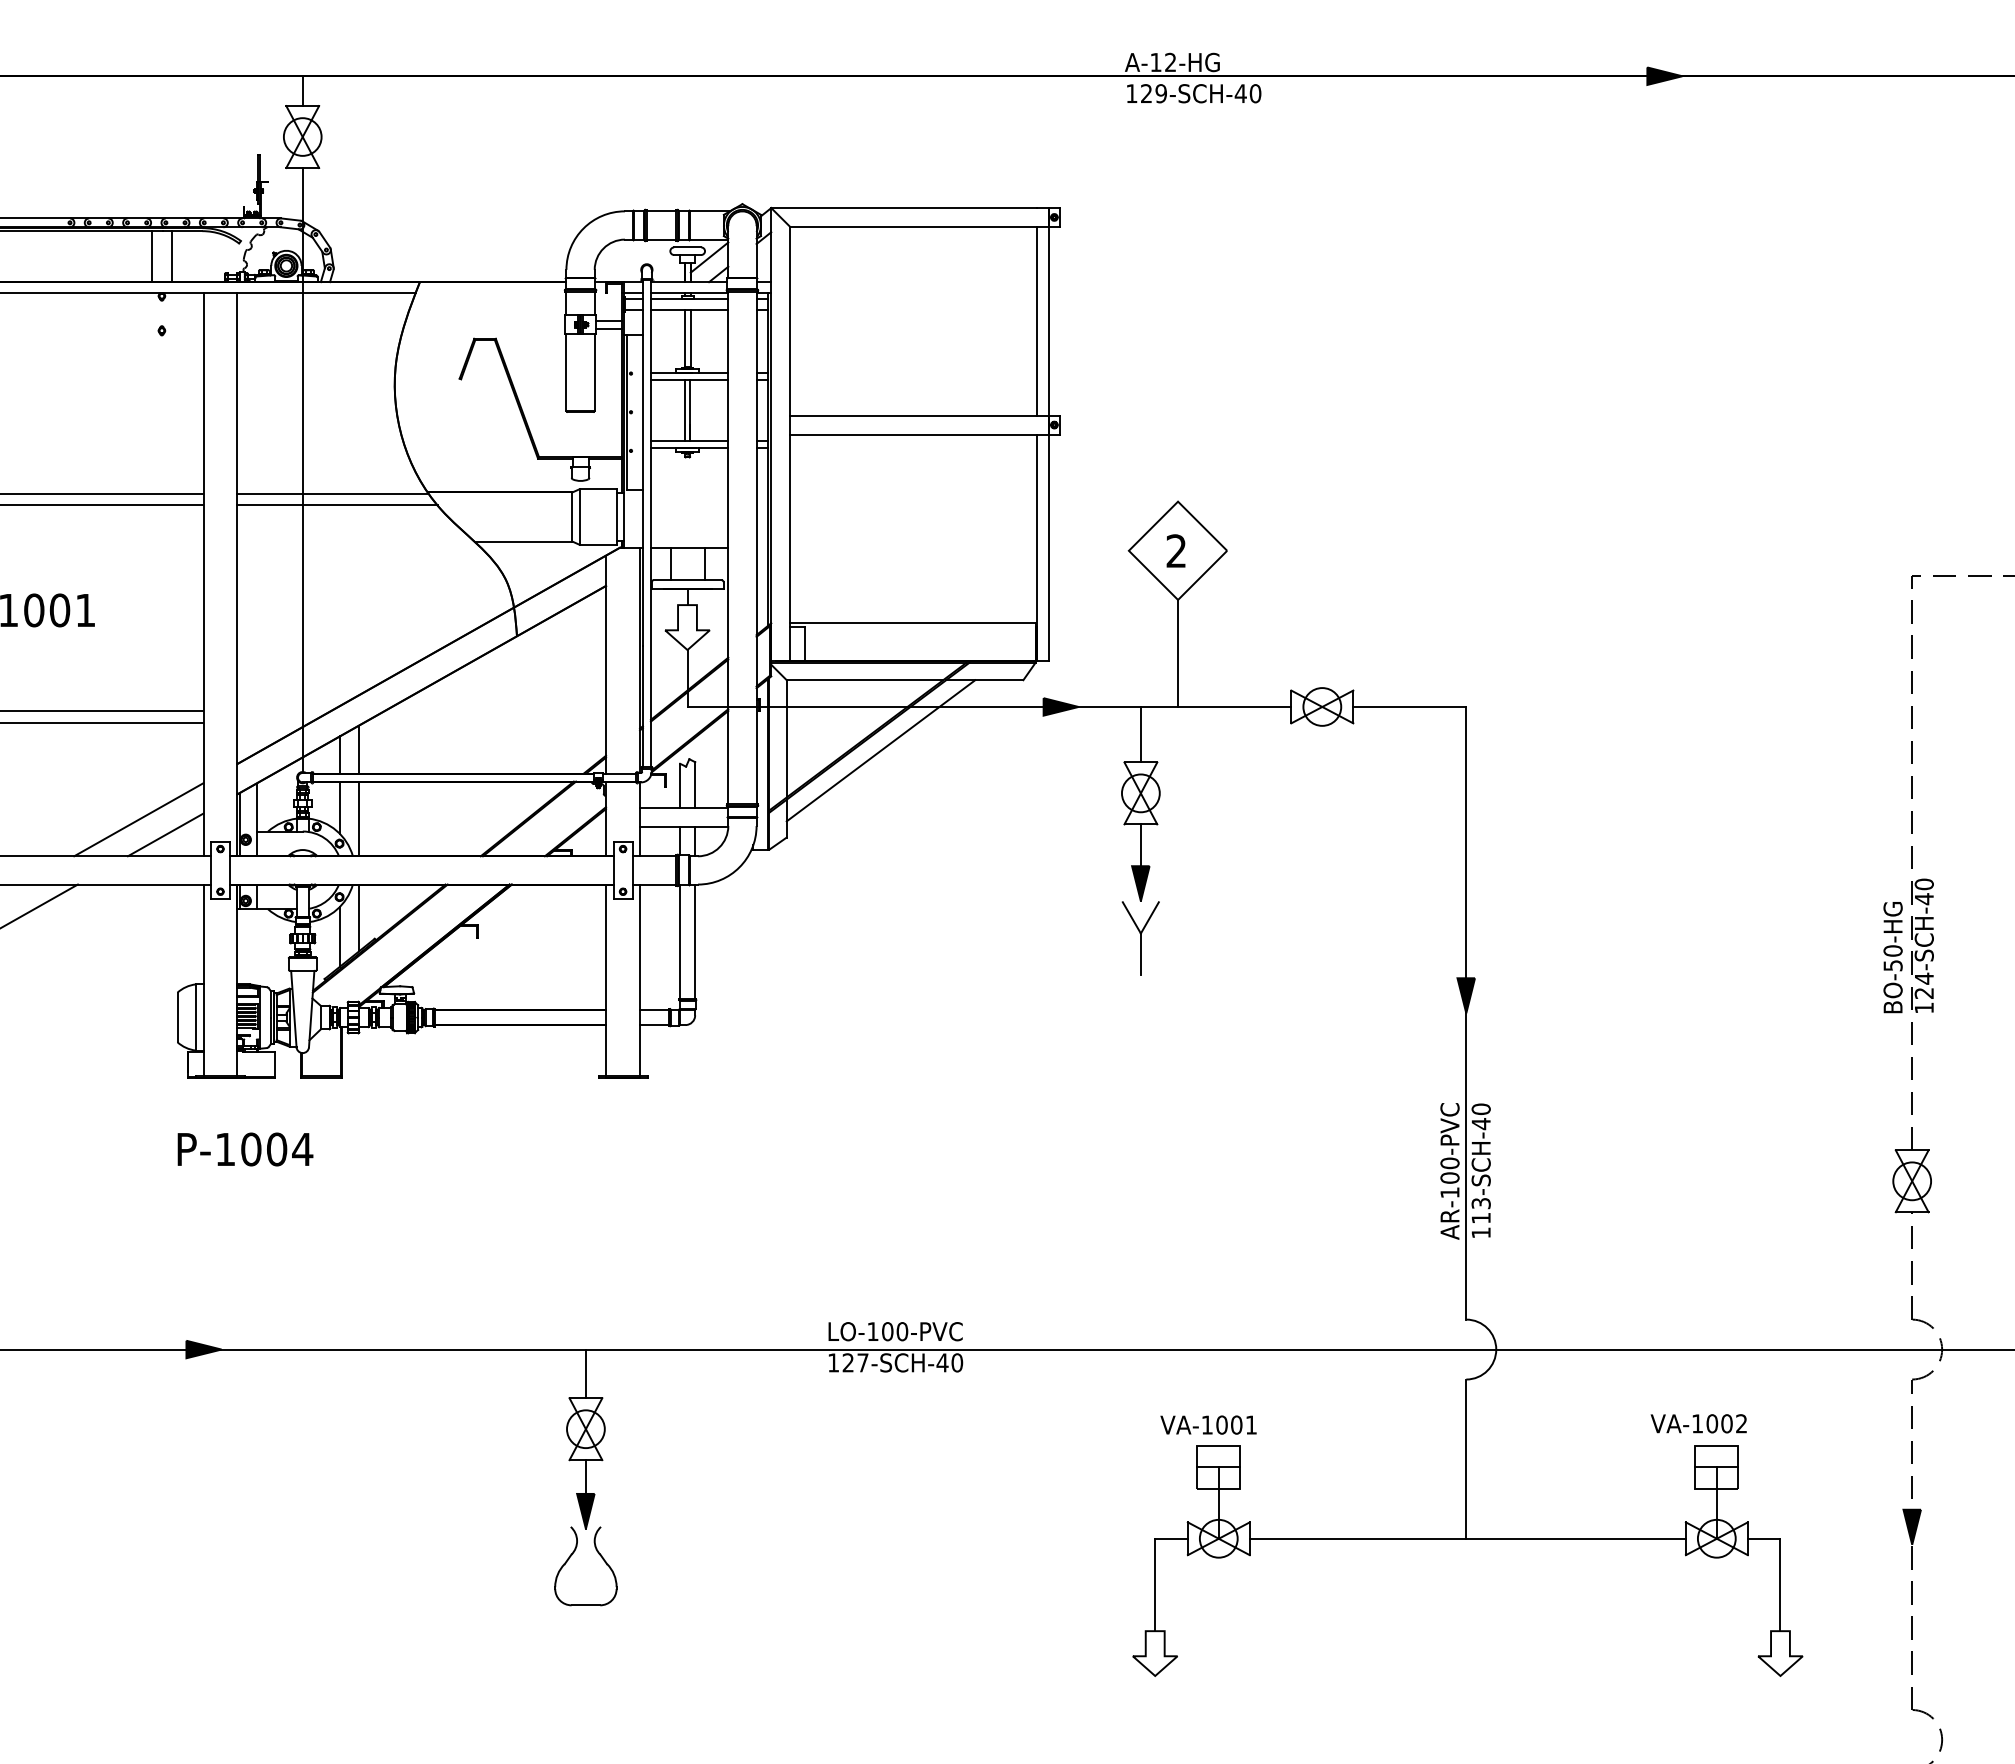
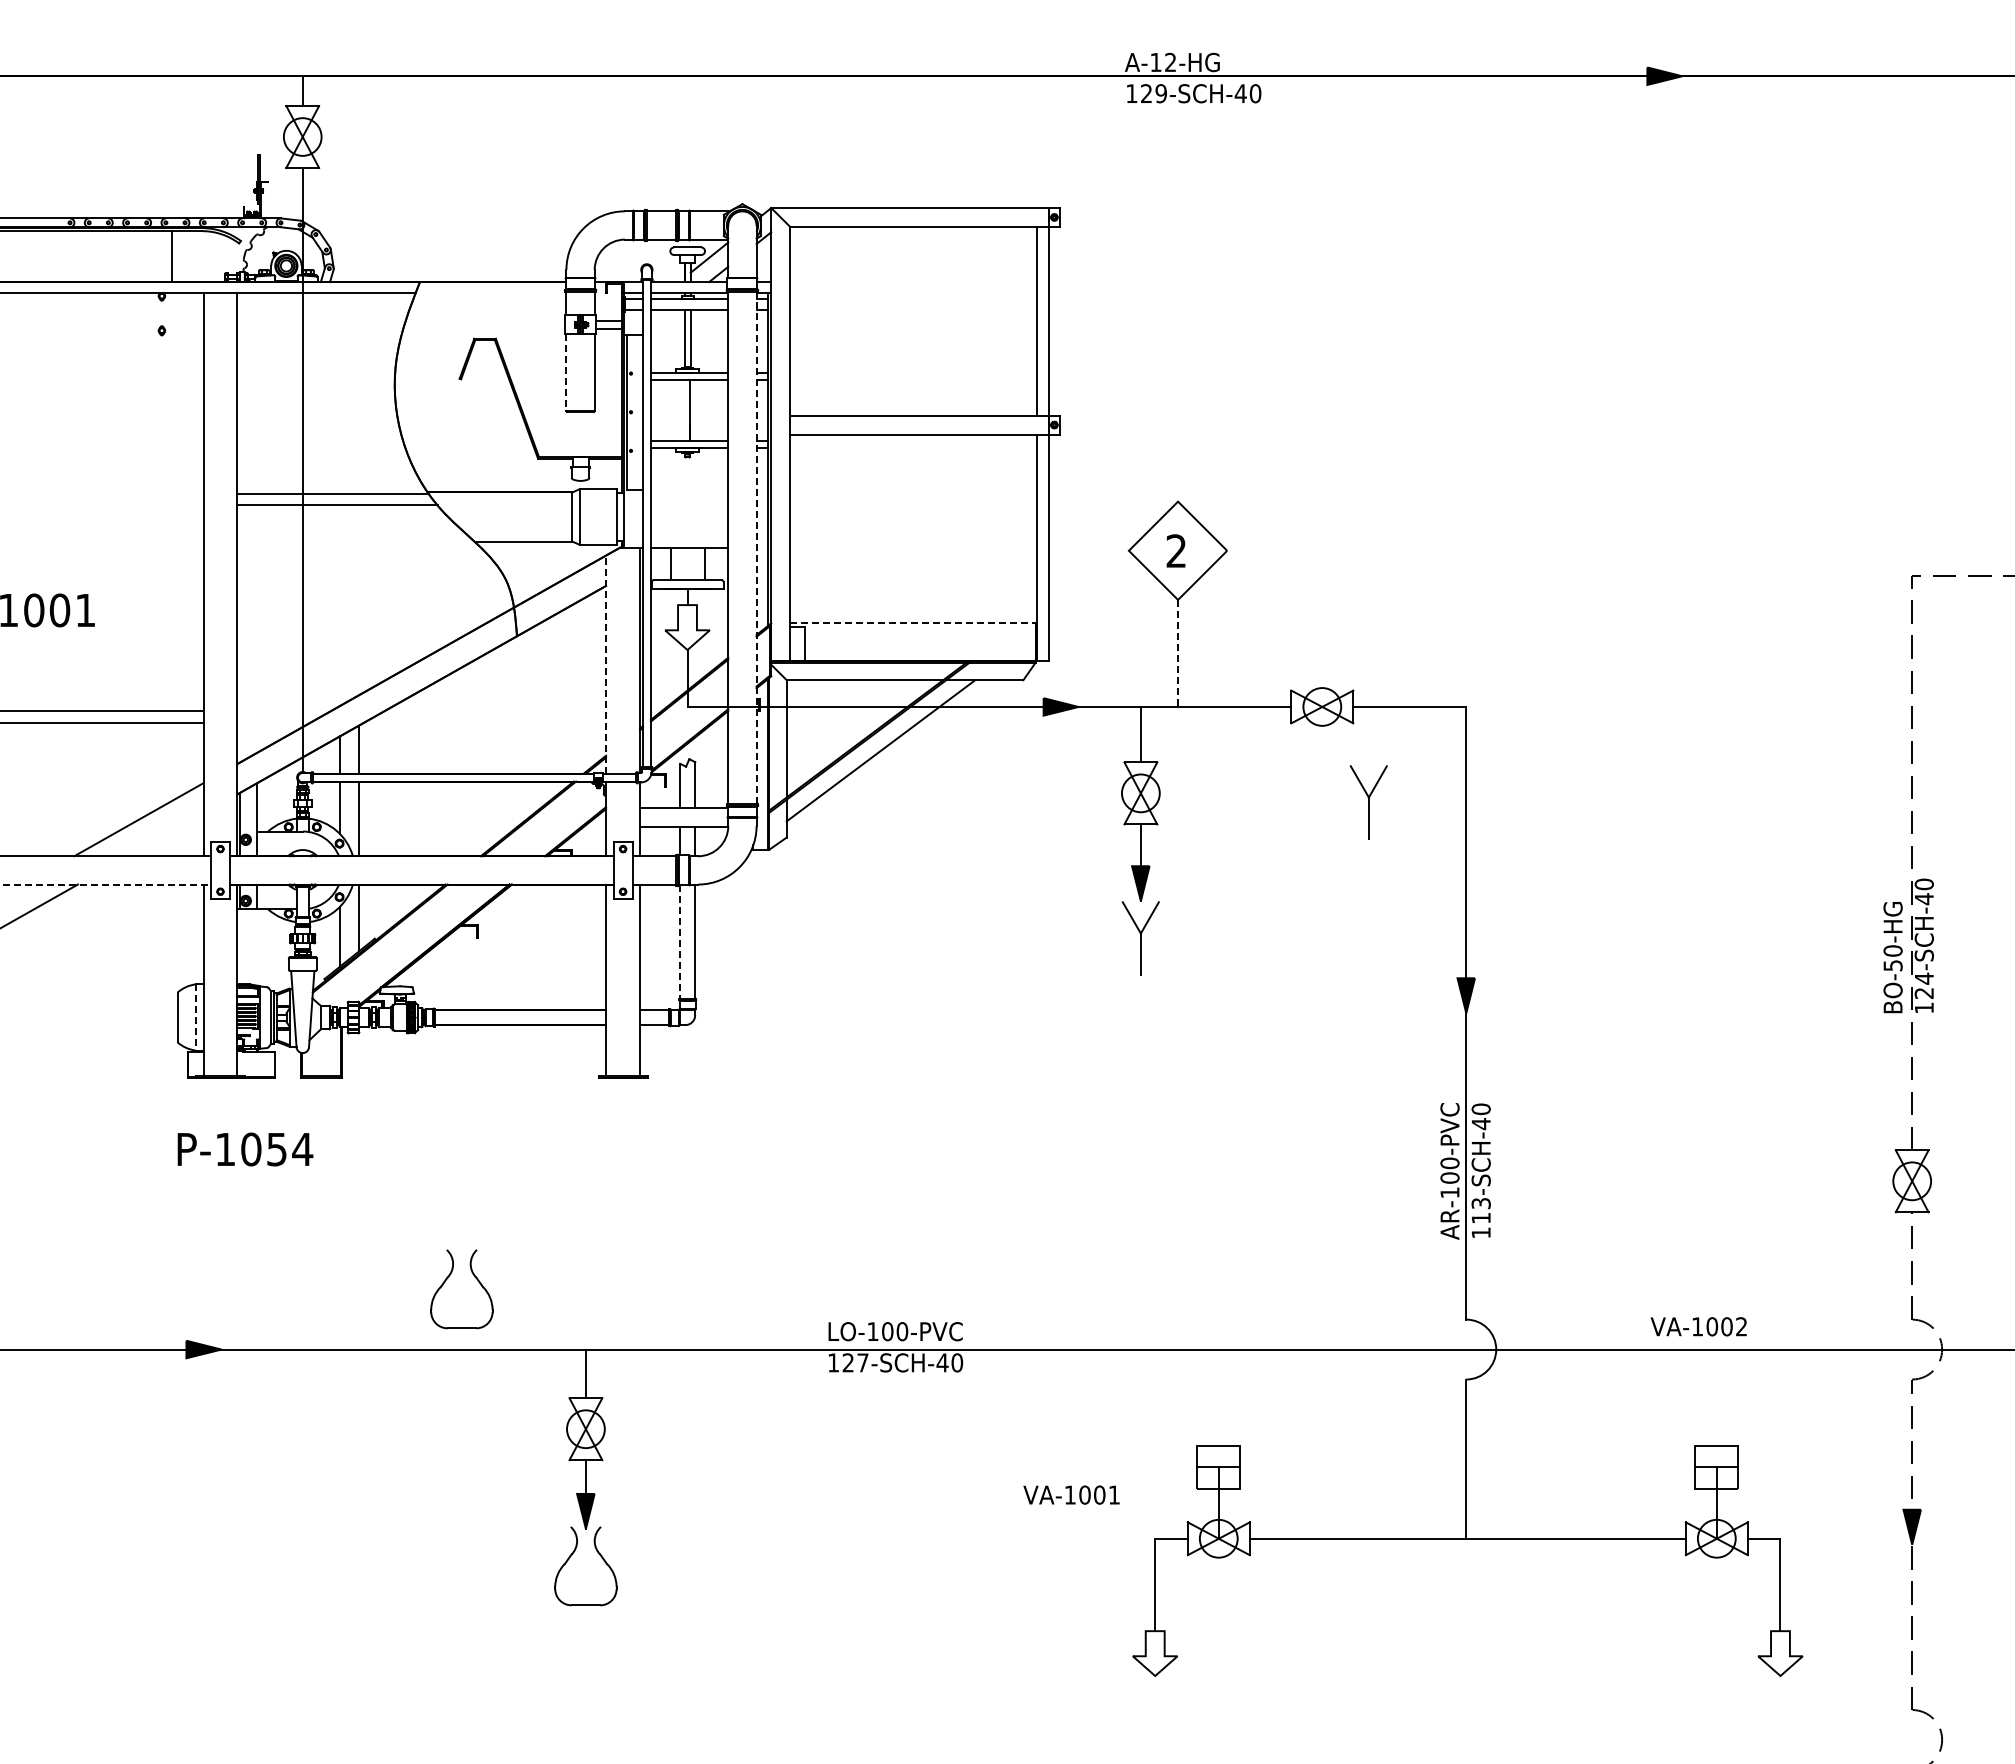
line: present -> none (152, 256)
line: solid -> dashed (566, 373)
line: present -> none (685, 410)
line: present -> none (102, 493)
line: present -> none (102, 505)
line: solid -> dashed (756, 547)
line: solid -> dashed (912, 623)
line: solid -> dashed (1178, 653)
line: solid -> dashed (606, 664)
part: none -> present (1368, 802)
line: present -> none (165, 834)
line: solid -> dashed (106, 884)
line: solid -> dashed (680, 942)
line: solid -> dashed (195, 1017)
text: P-1004 -> P-1054 (277, 1149)
part: none -> present (448, 1278)
text position: (1698, 1423) -> (1698, 1326) (1698, 1326)
text position: (1208, 1424) -> (1071, 1494) (1071, 1494)
